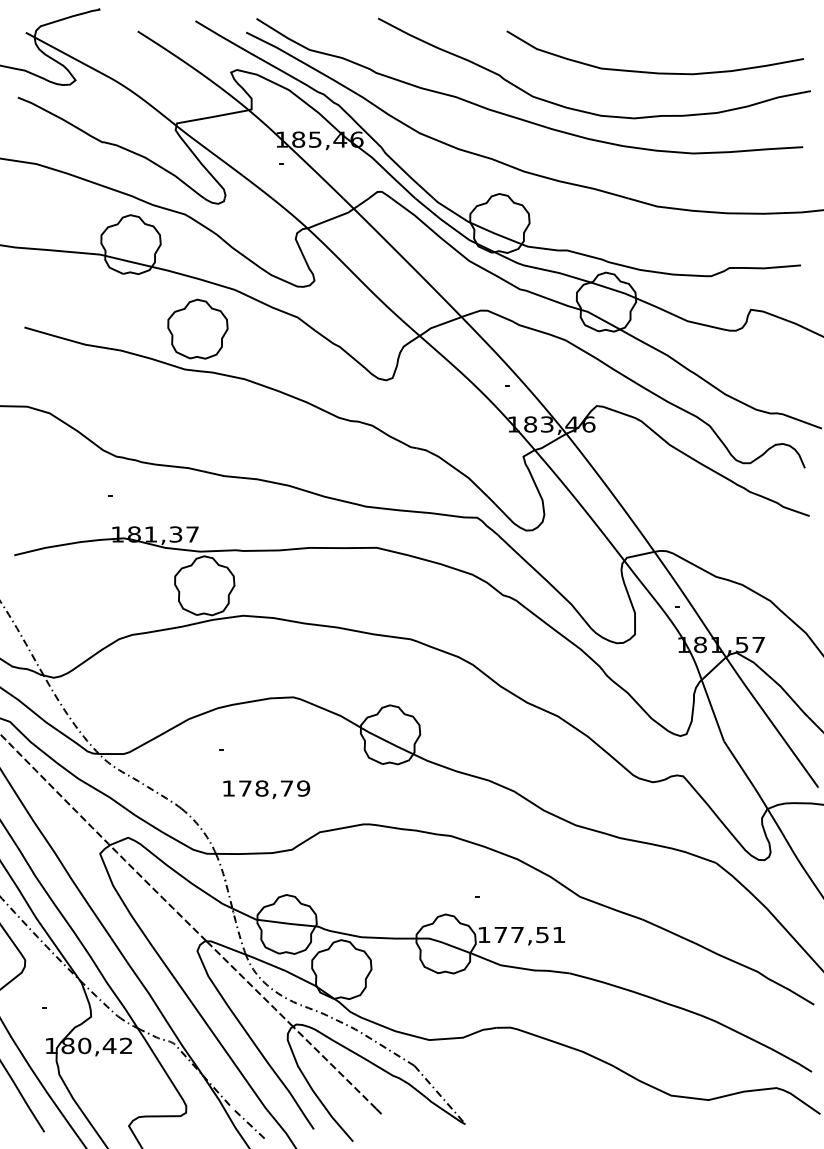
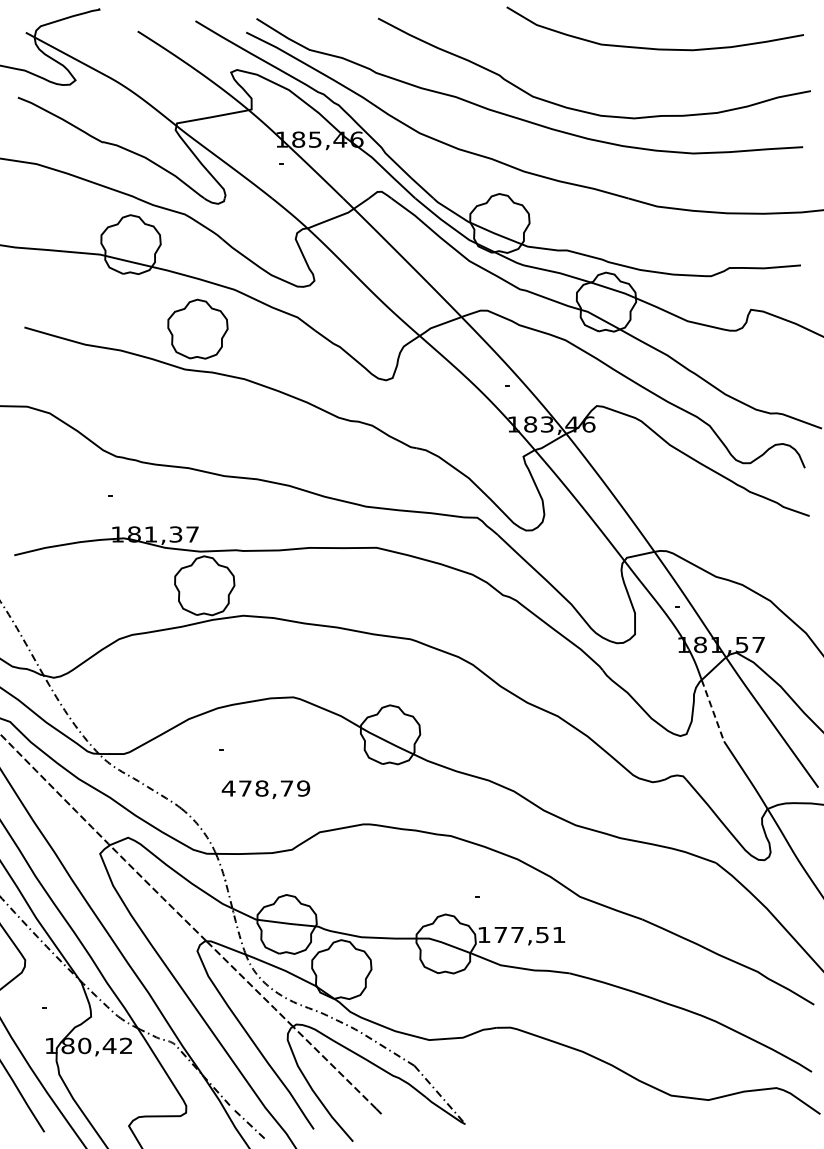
curve position: (650, 71) -> (650, 47) (650, 47)
line: solid -> dashed (712, 710)
text: 178,79 -> 478,79 (228, 788)
